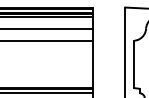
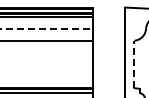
line: solid -> dashed (47, 28)
line: solid -> dashed (134, 64)
